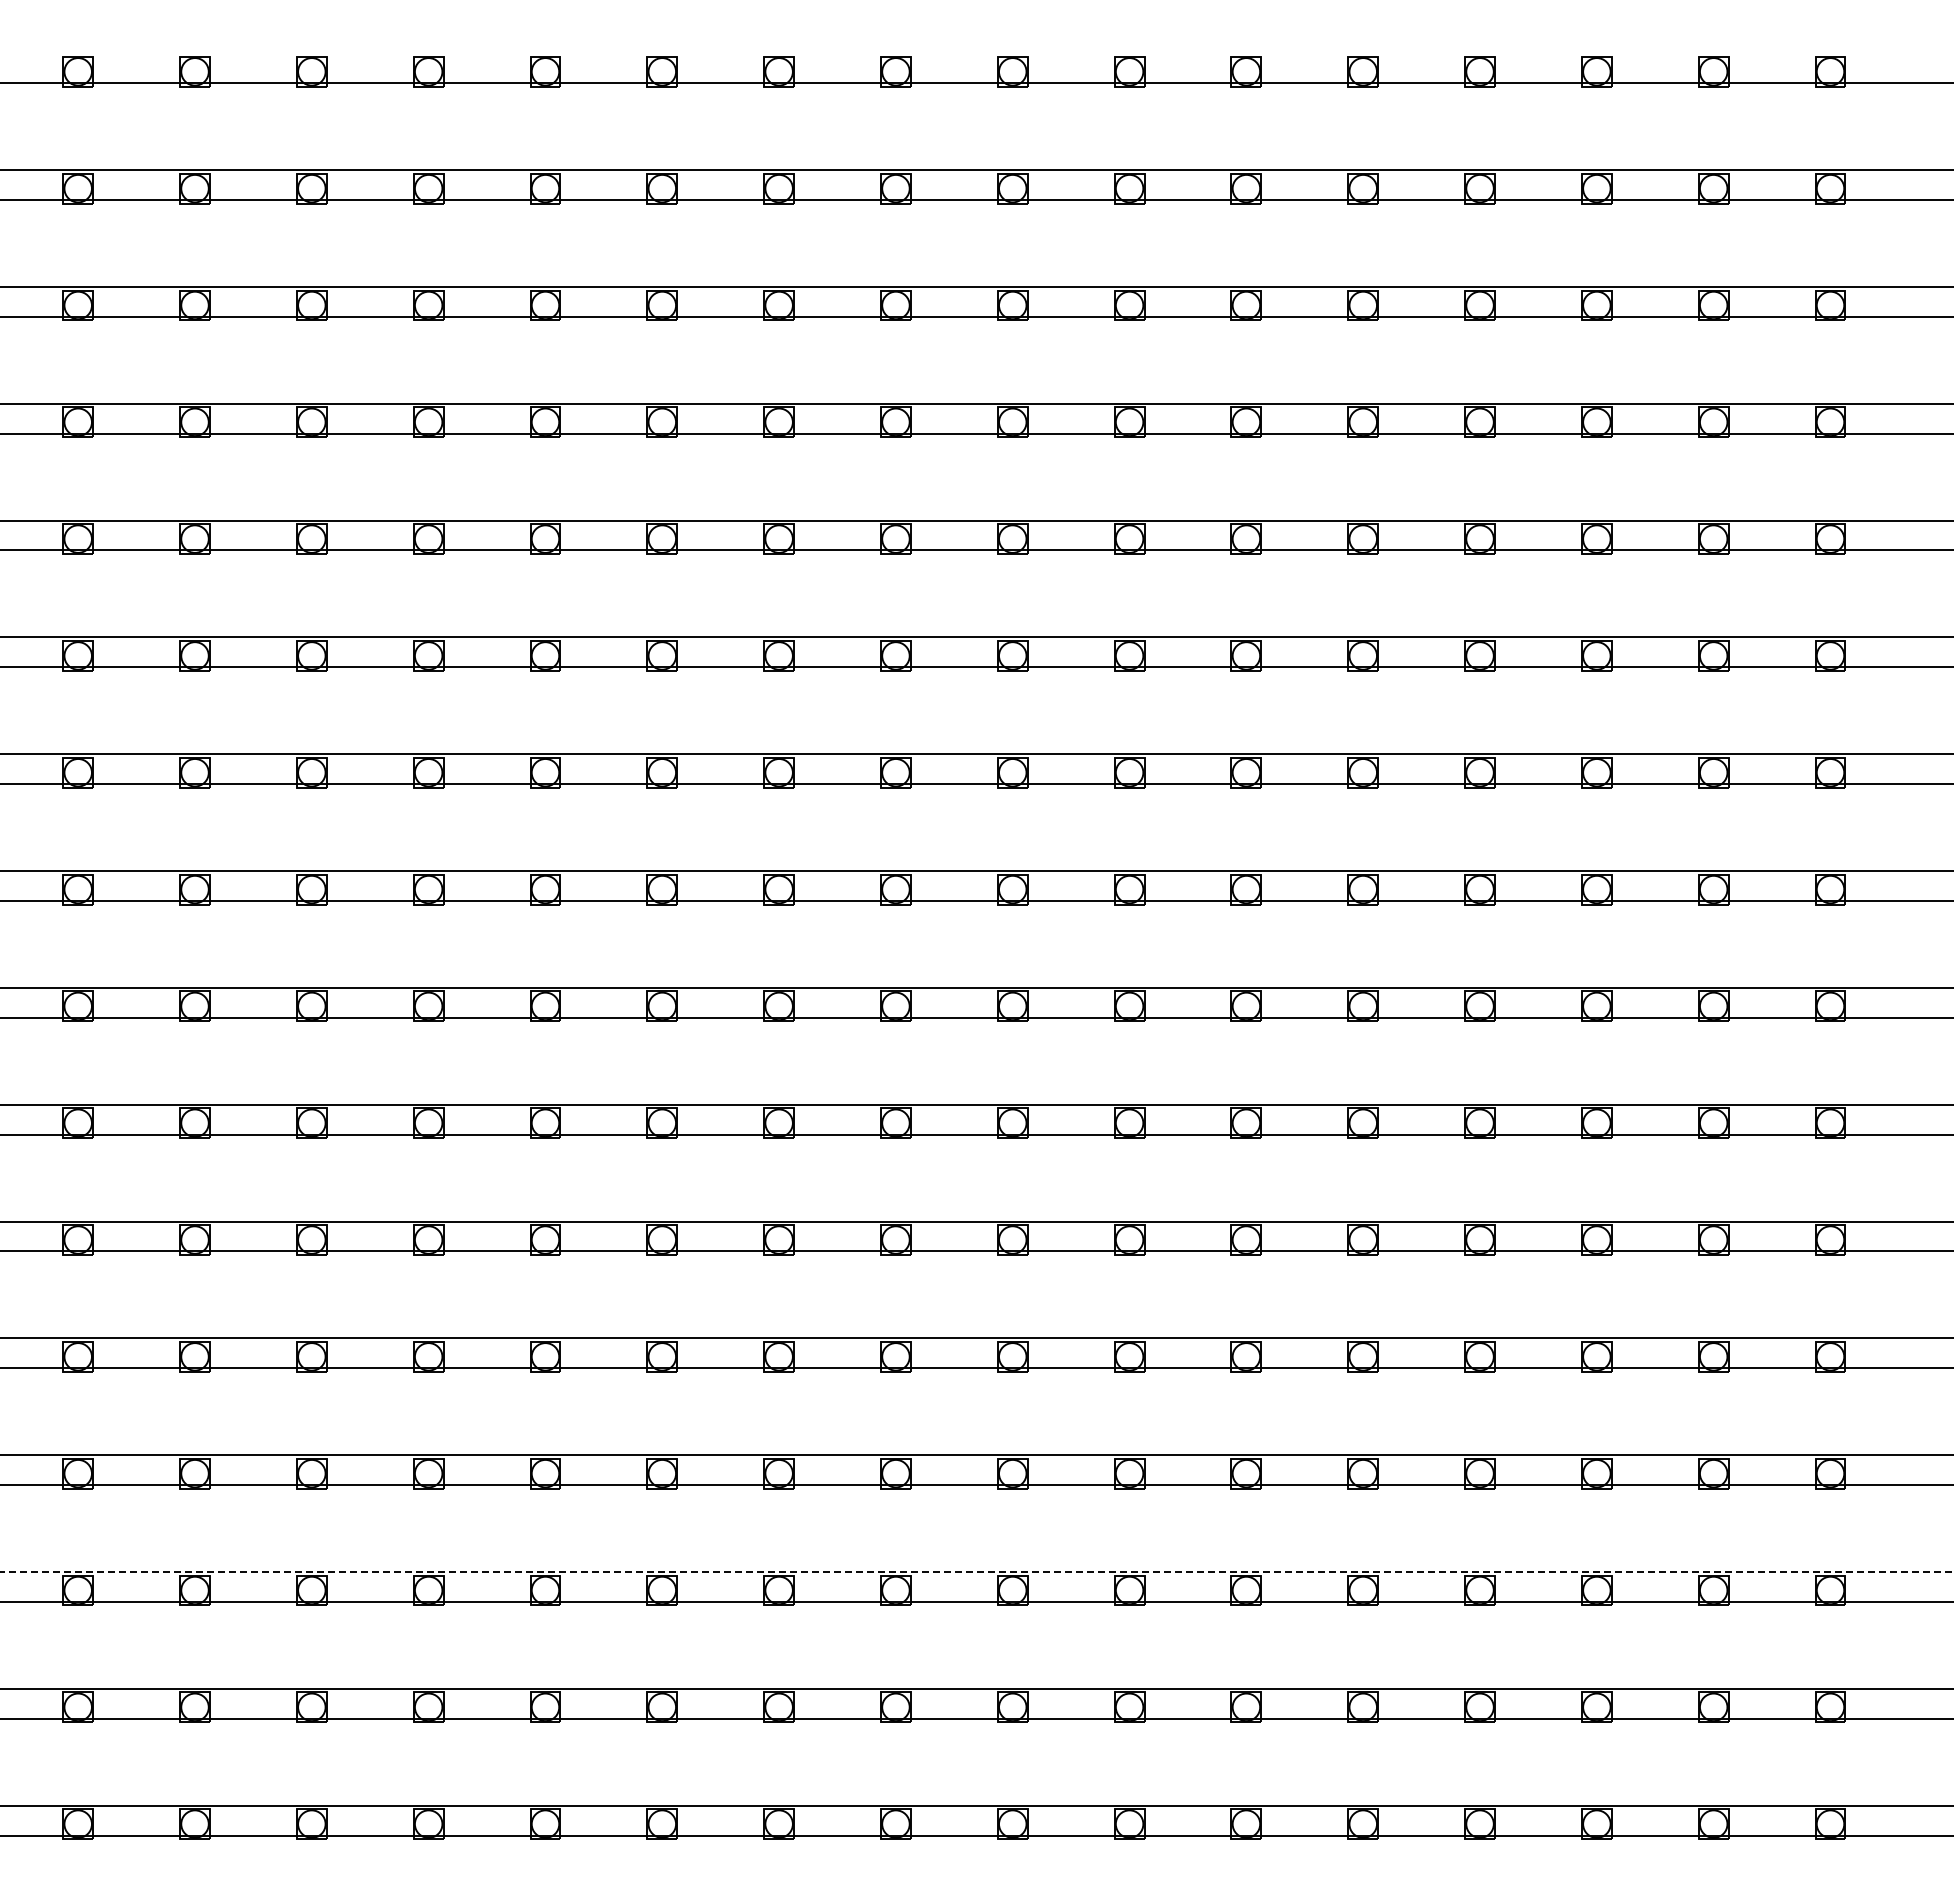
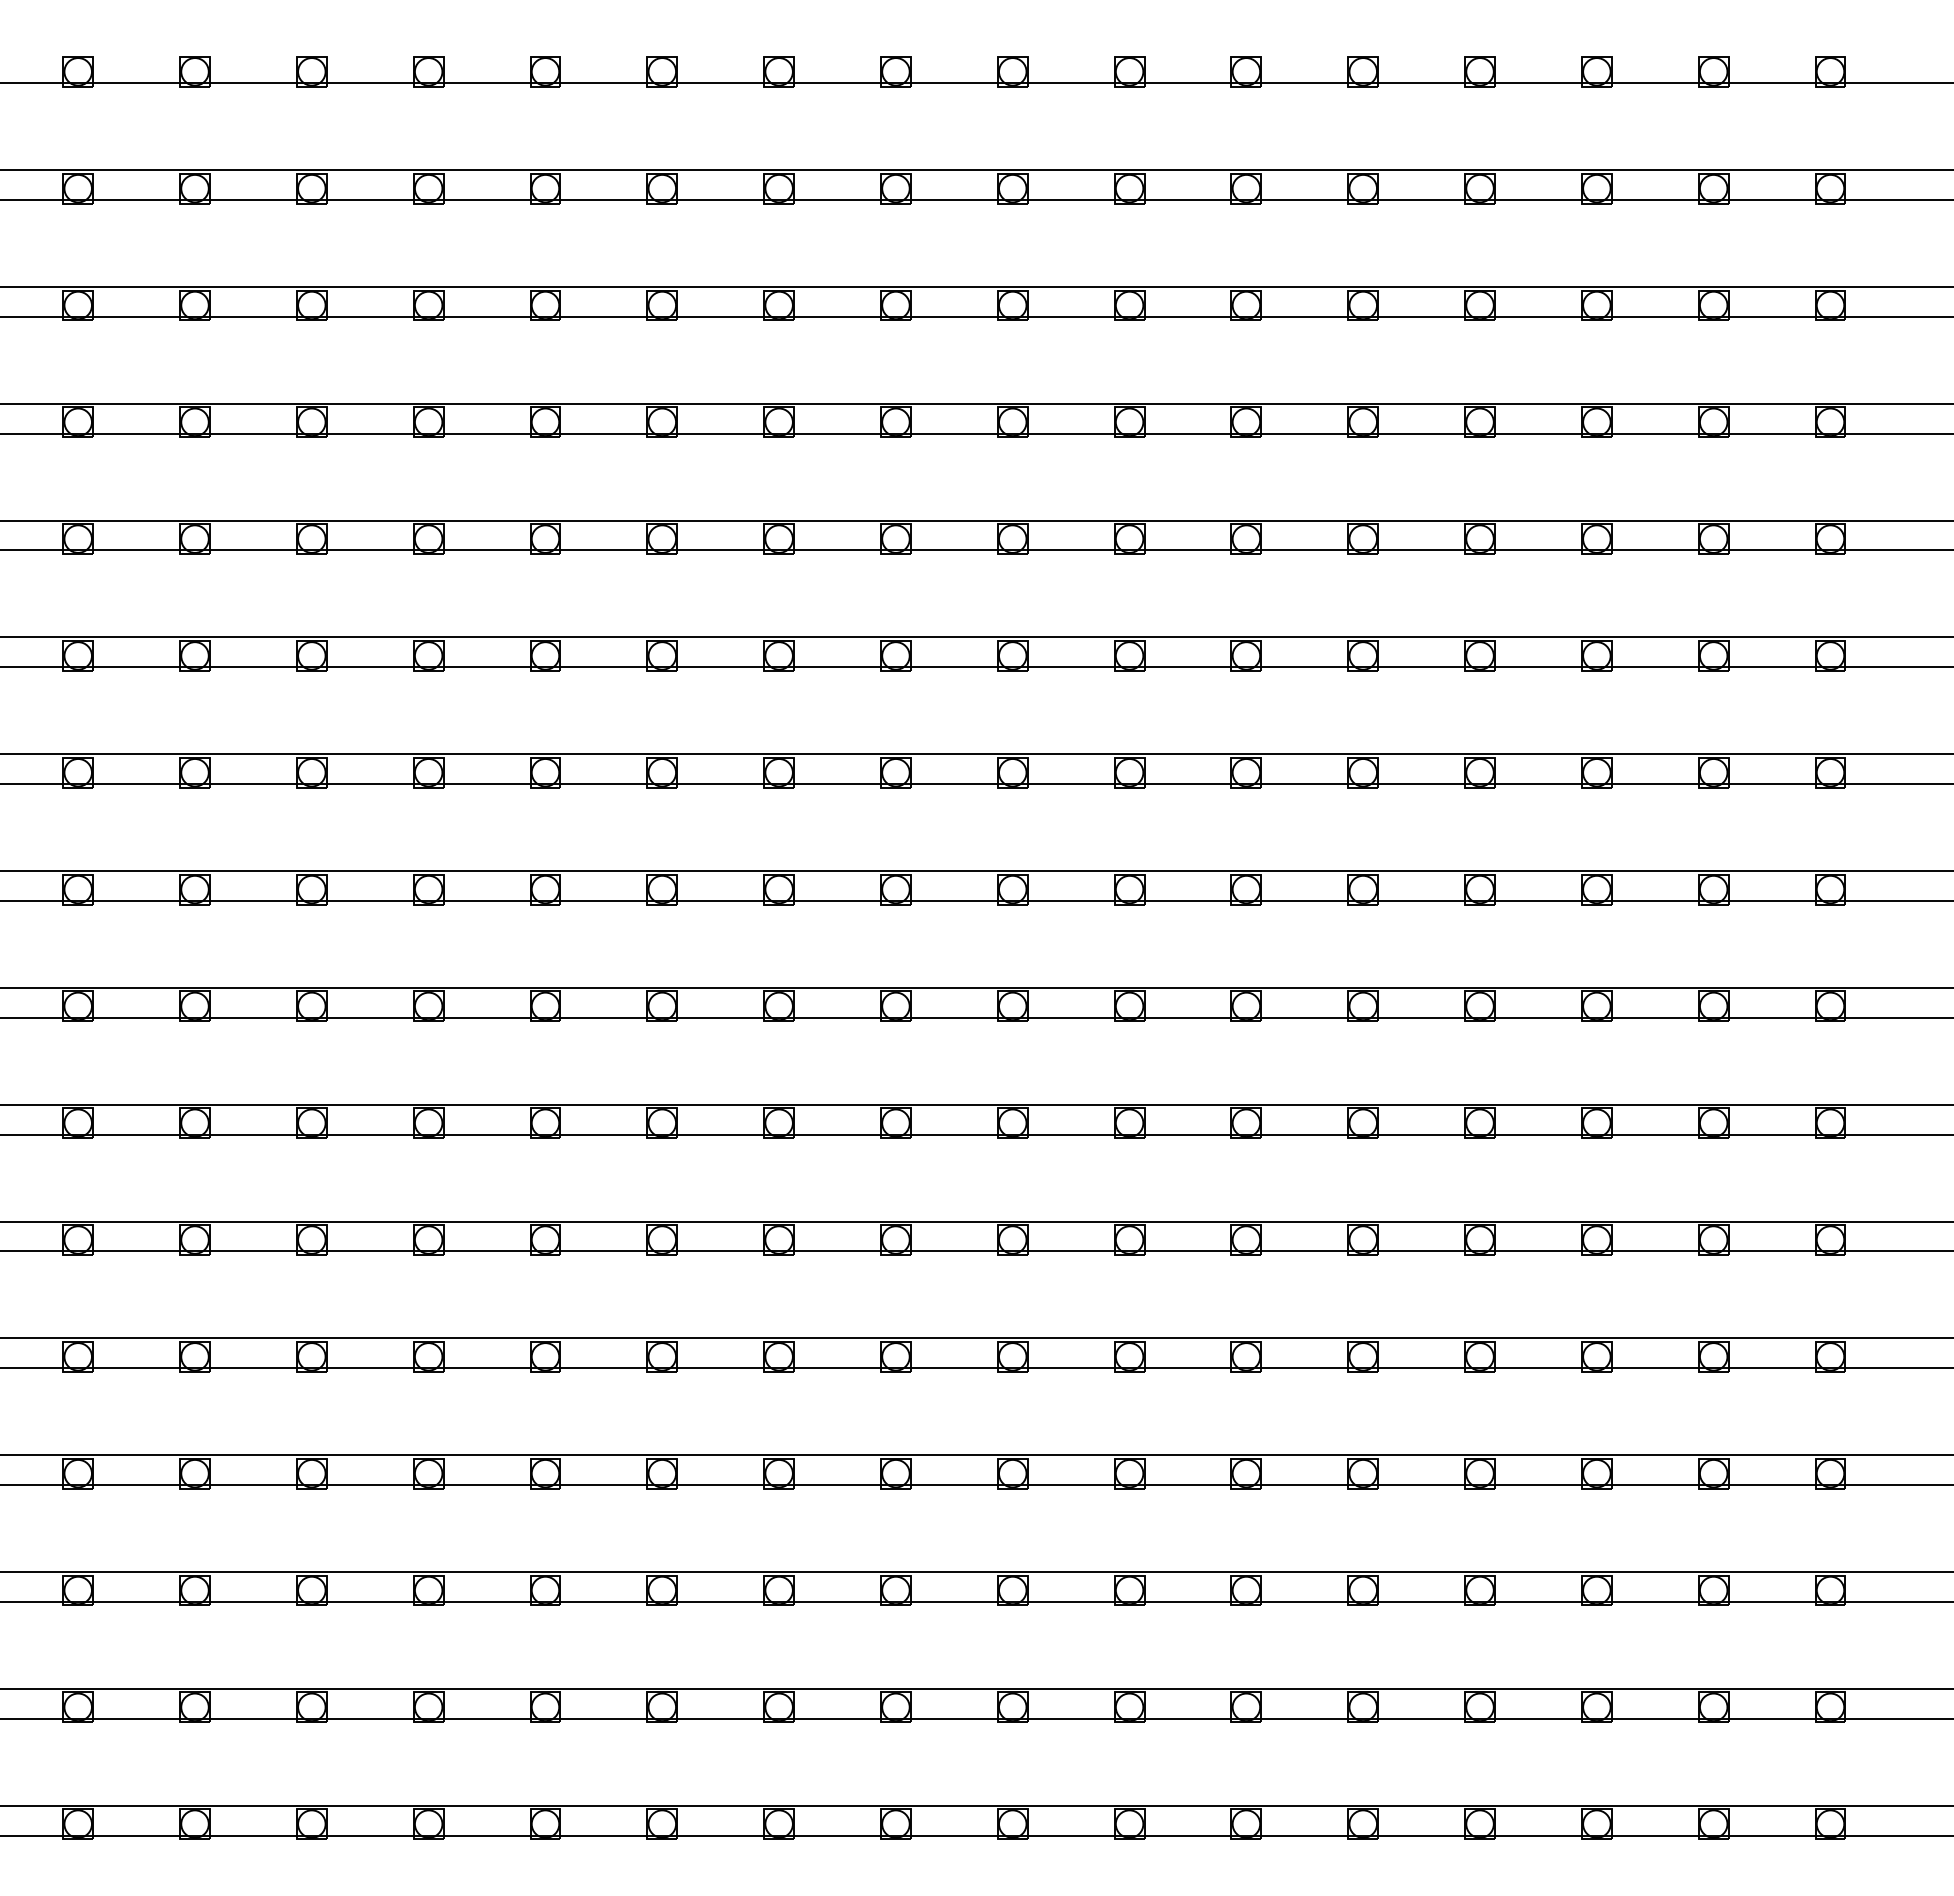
line: dashed -> solid (977, 1571)
